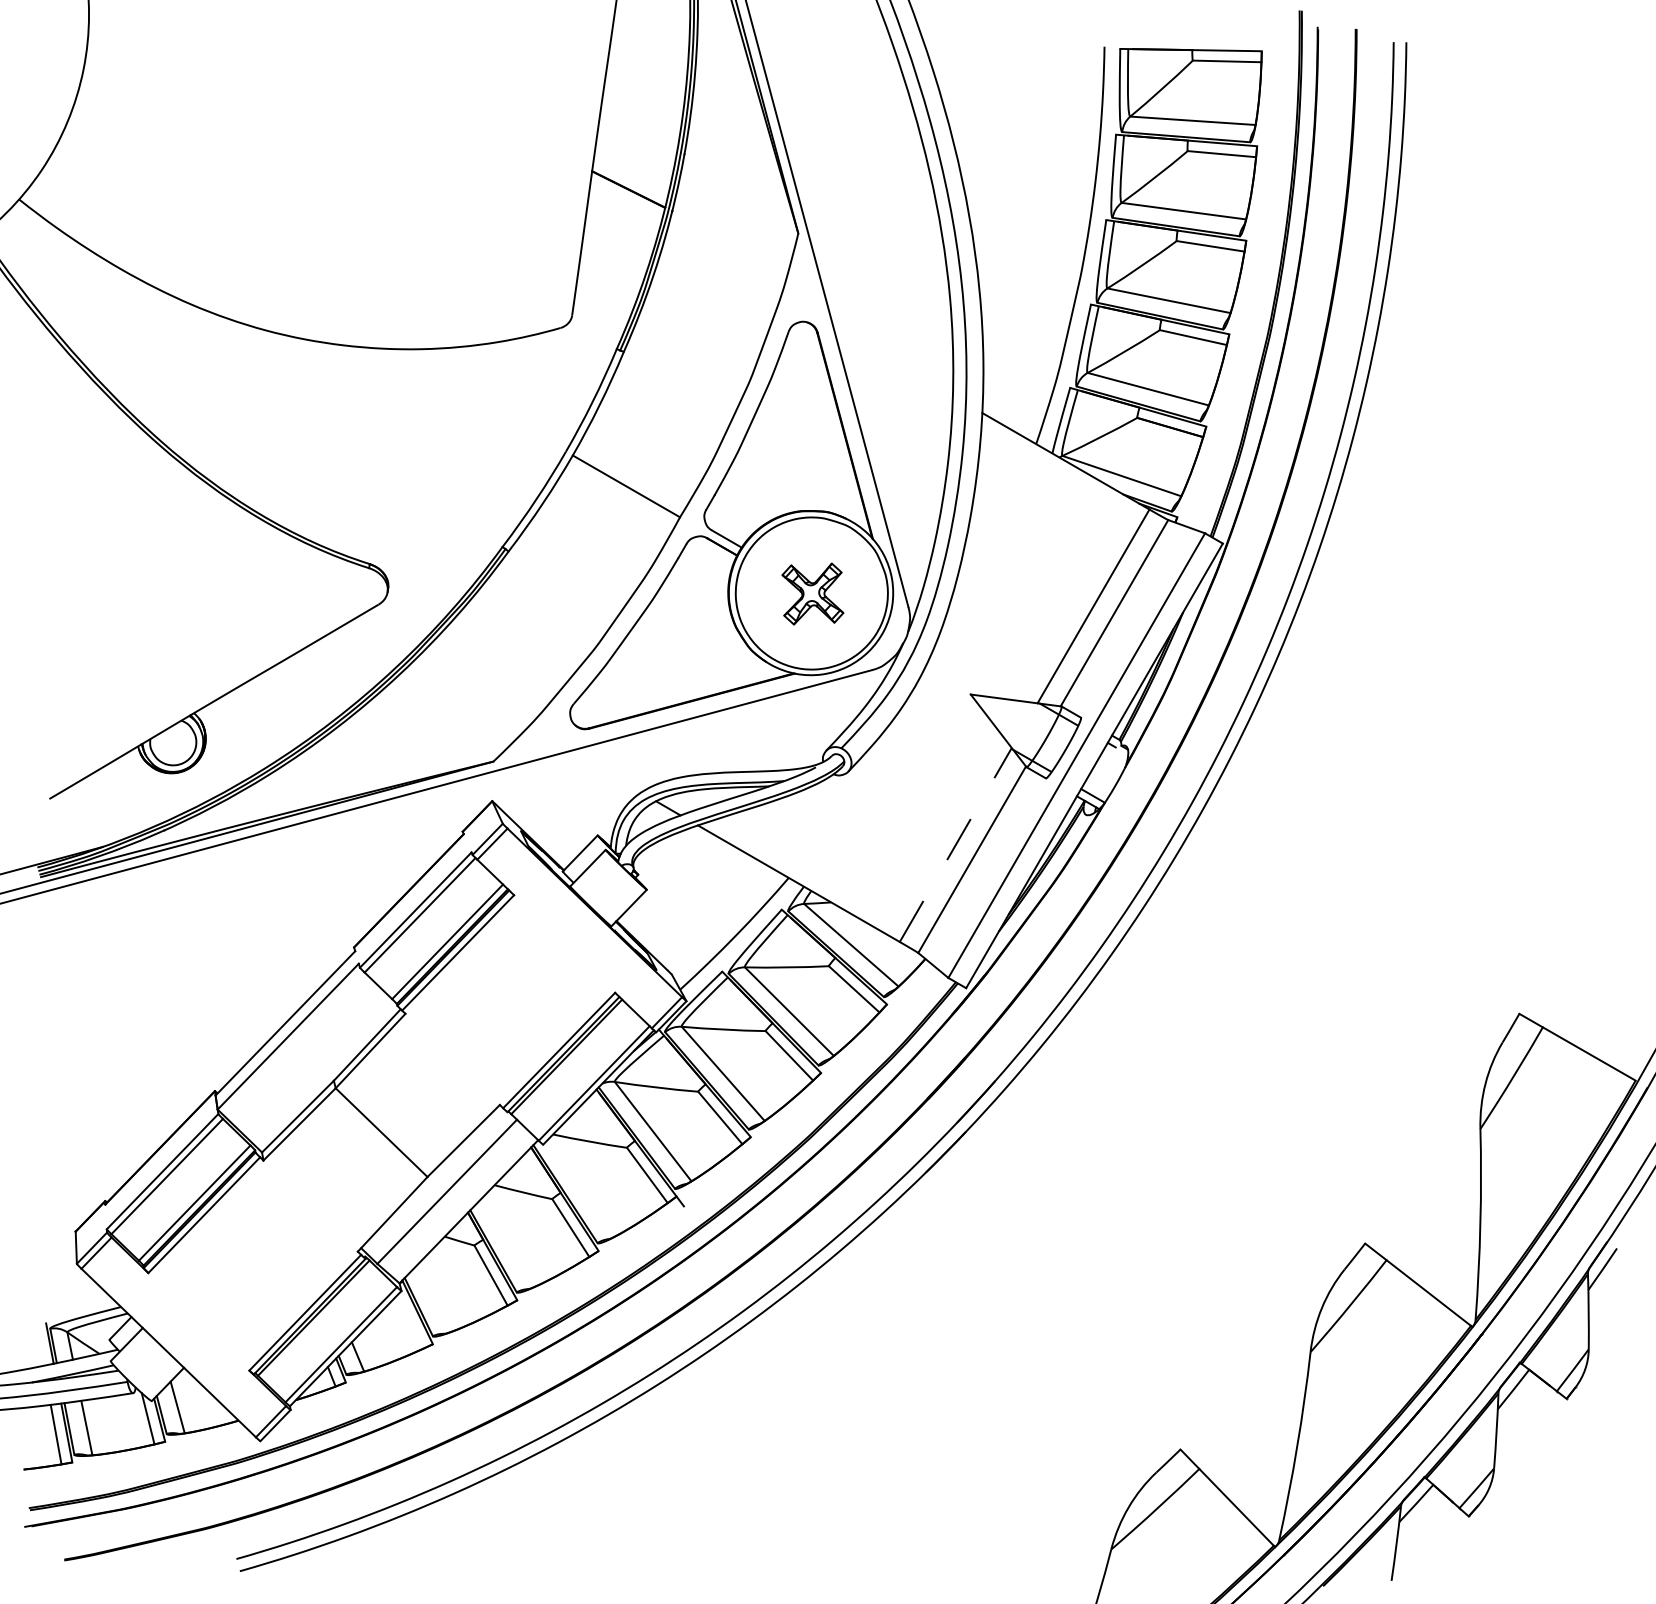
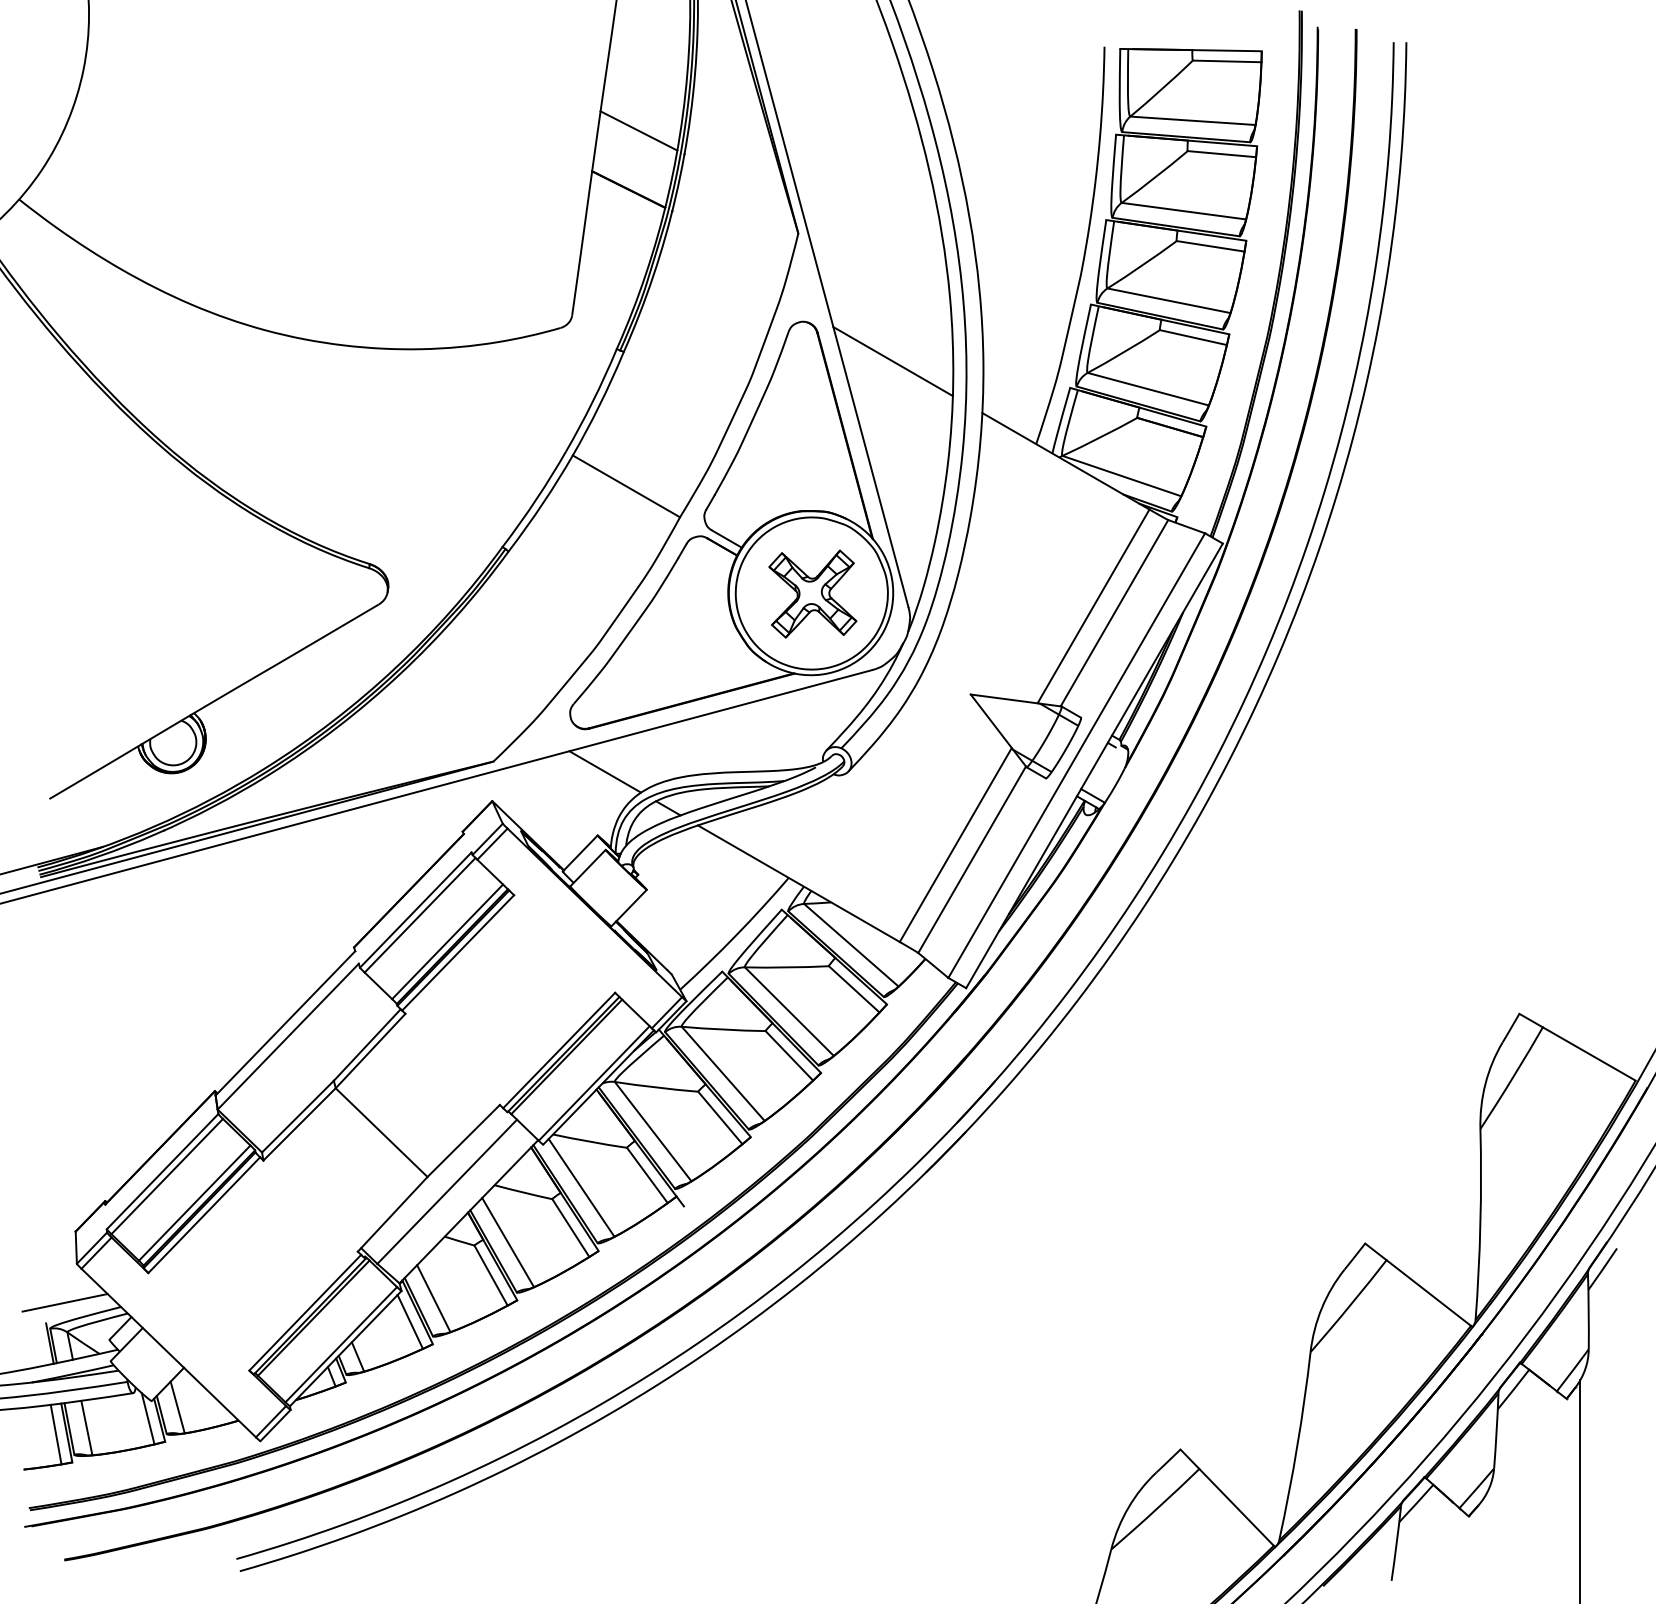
line: none -> present (638, 130)
line: none -> present (892, 361)
part size: 64x64 px -> 90x90 px (812, 593)
line: none -> present (605, 771)
line: dashed -> solid (956, 844)
line: none -> present (581, 1187)
line: none -> present (507, 1242)
line: none -> present (433, 1298)
line: none -> present (64, 1302)
line: none -> present (409, 1321)
line: none -> present (1580, 1490)
